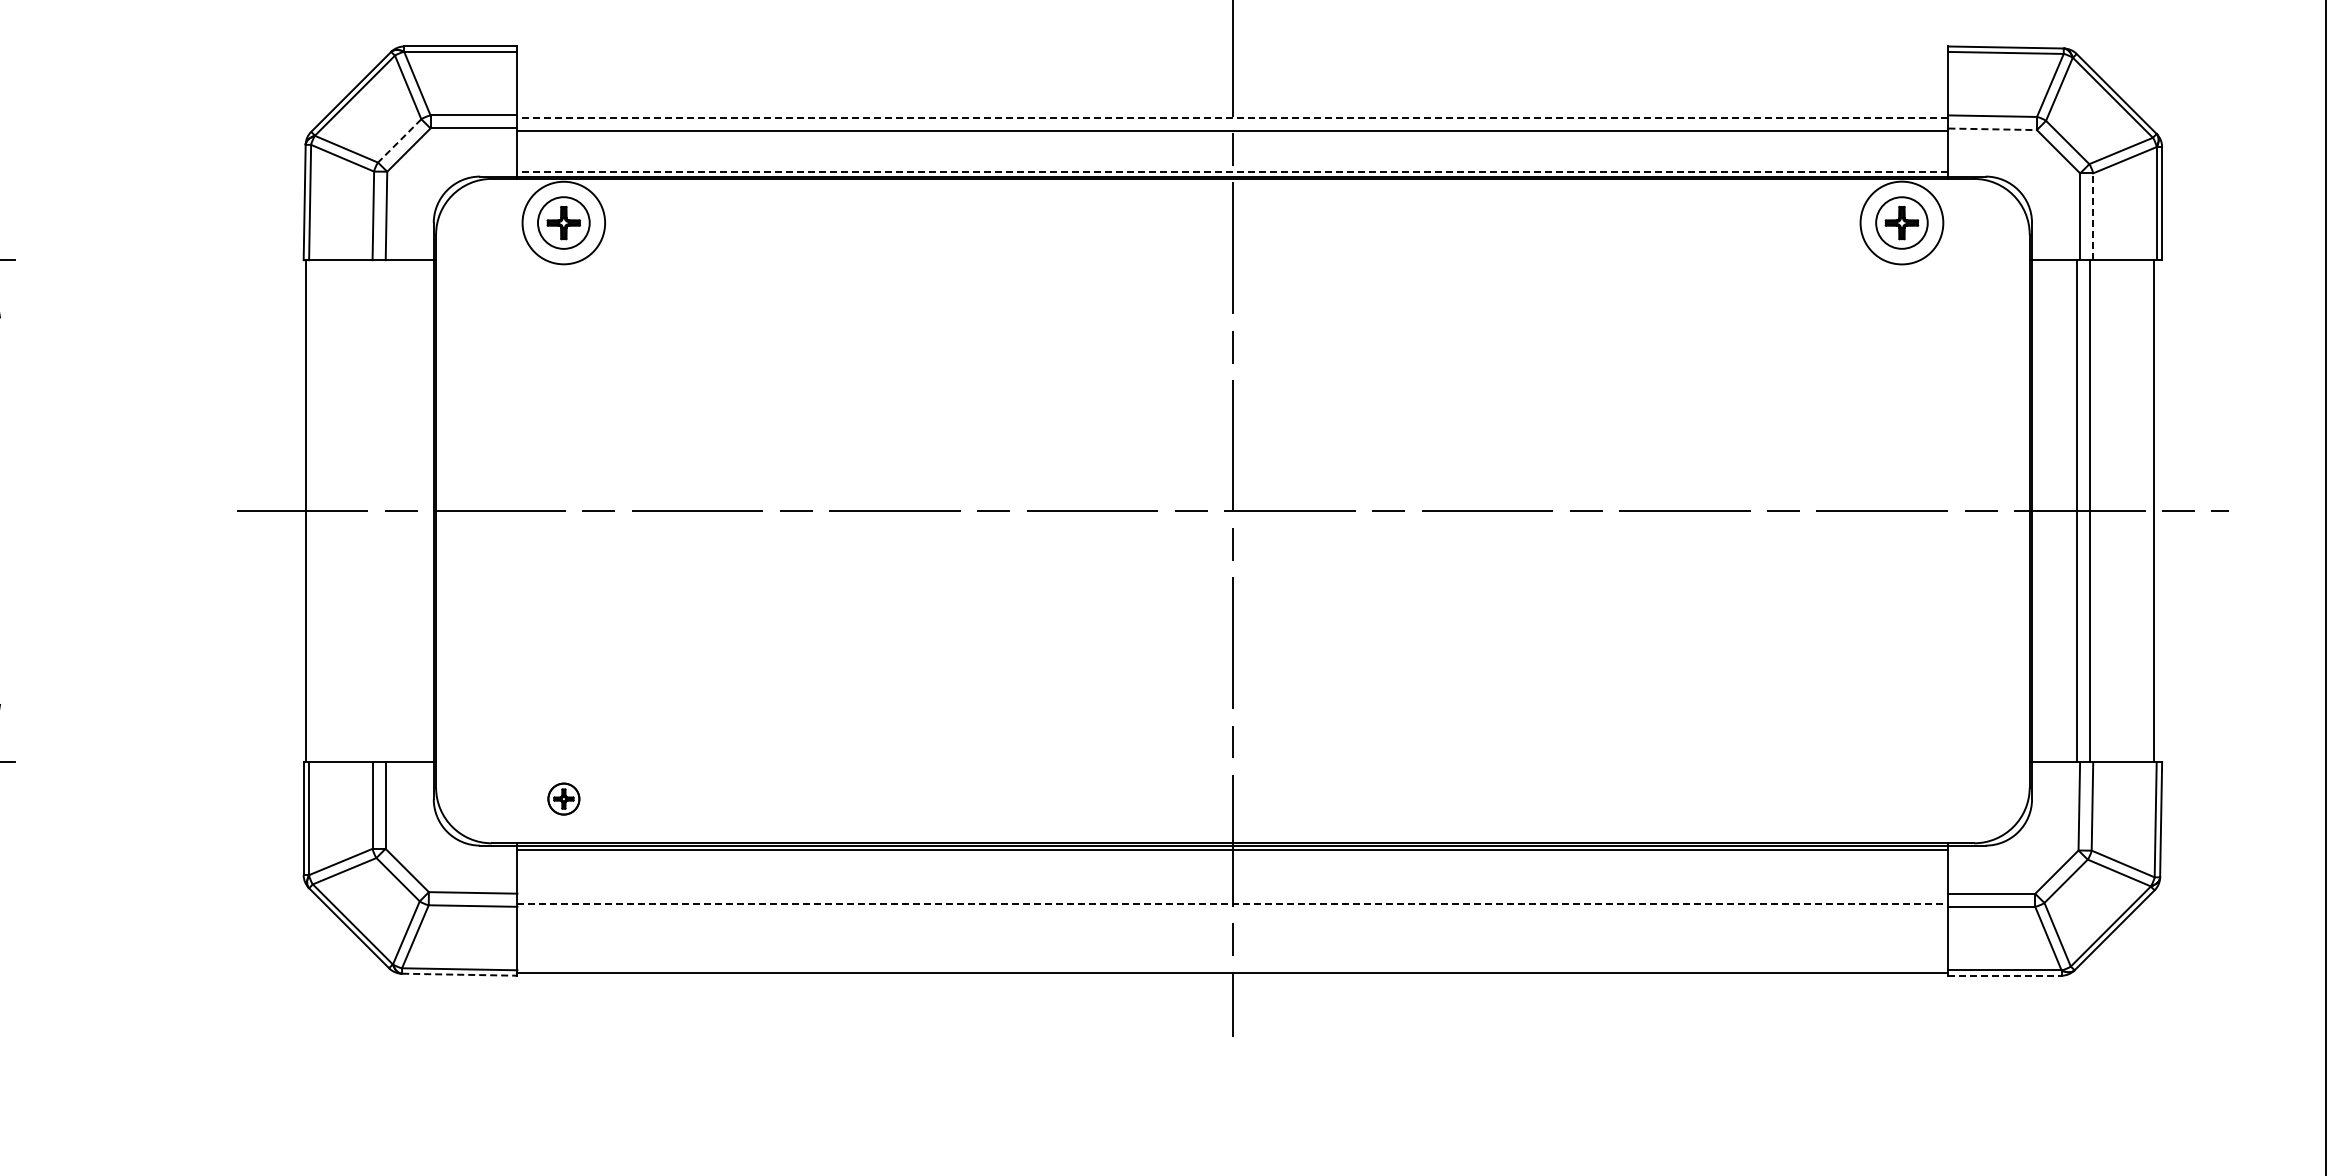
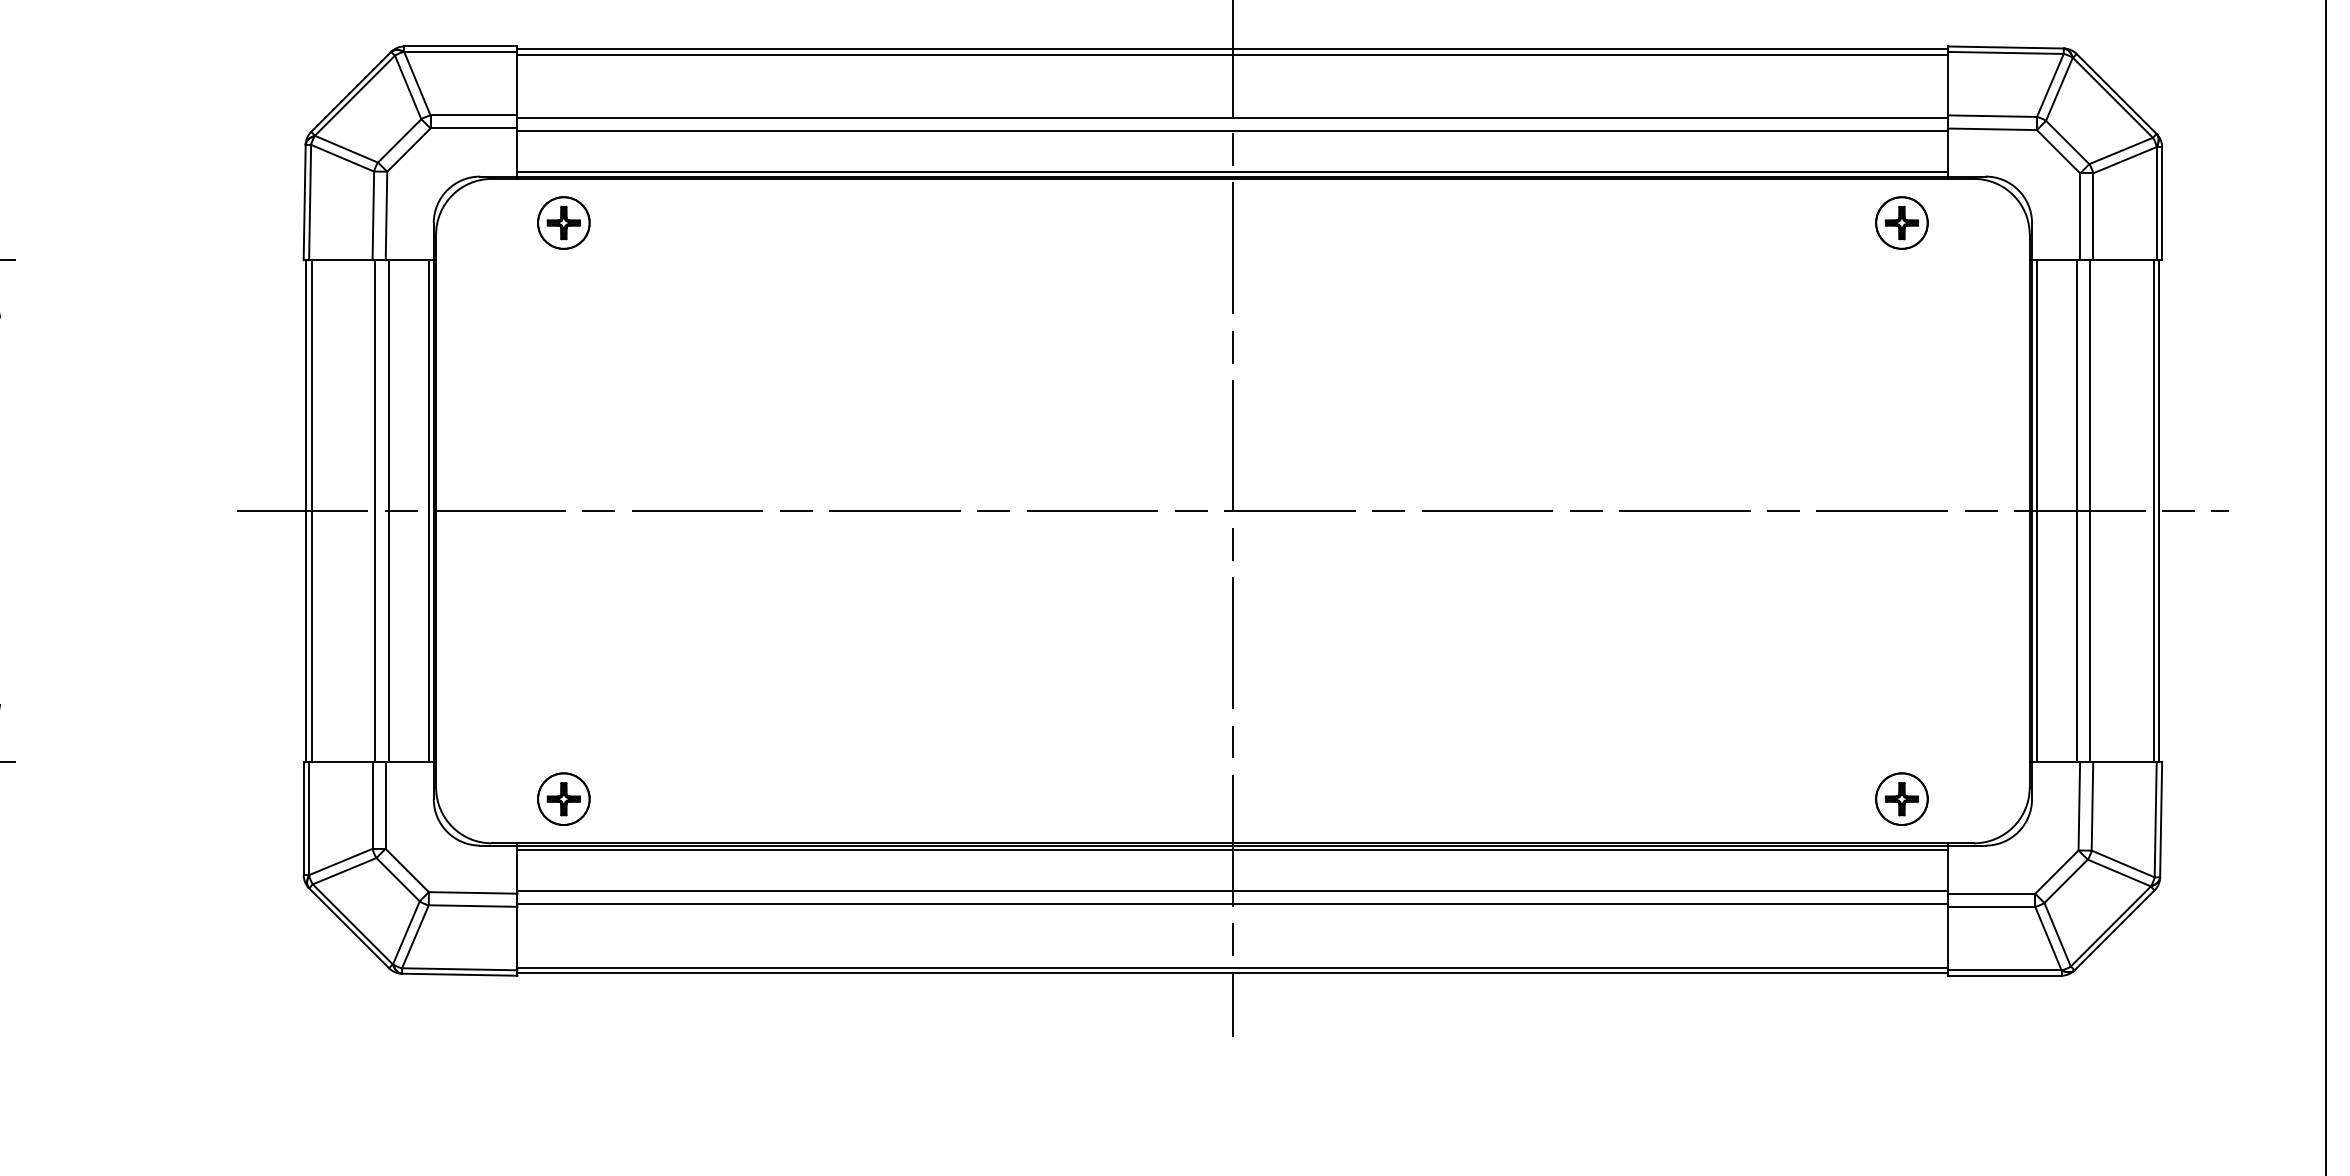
line: none -> present (1232, 49)
line: none -> present (1232, 54)
line: dashed -> solid (1232, 118)
line: dashed -> solid (1993, 129)
line: dashed -> solid (399, 140)
line: dashed -> solid (1232, 171)
line: dashed -> solid (2093, 216)
circle diameter: 83 px -> 52 px (563, 222)
circle diameter: 83 px -> 52 px (1901, 222)
line: none -> present (311, 511)
line: none -> present (375, 511)
line: none -> present (388, 511)
line: none -> present (429, 511)
line: none -> present (2036, 511)
line: none -> present (2159, 511)
part size: 34x34 px -> 54x54 px (563, 798)
part: none -> present (1901, 798)
line: none -> present (1232, 890)
line: dashed -> solid (1232, 904)
line: none -> present (1232, 967)
line: dashed -> solid (459, 974)
line: dashed -> solid (2004, 975)
